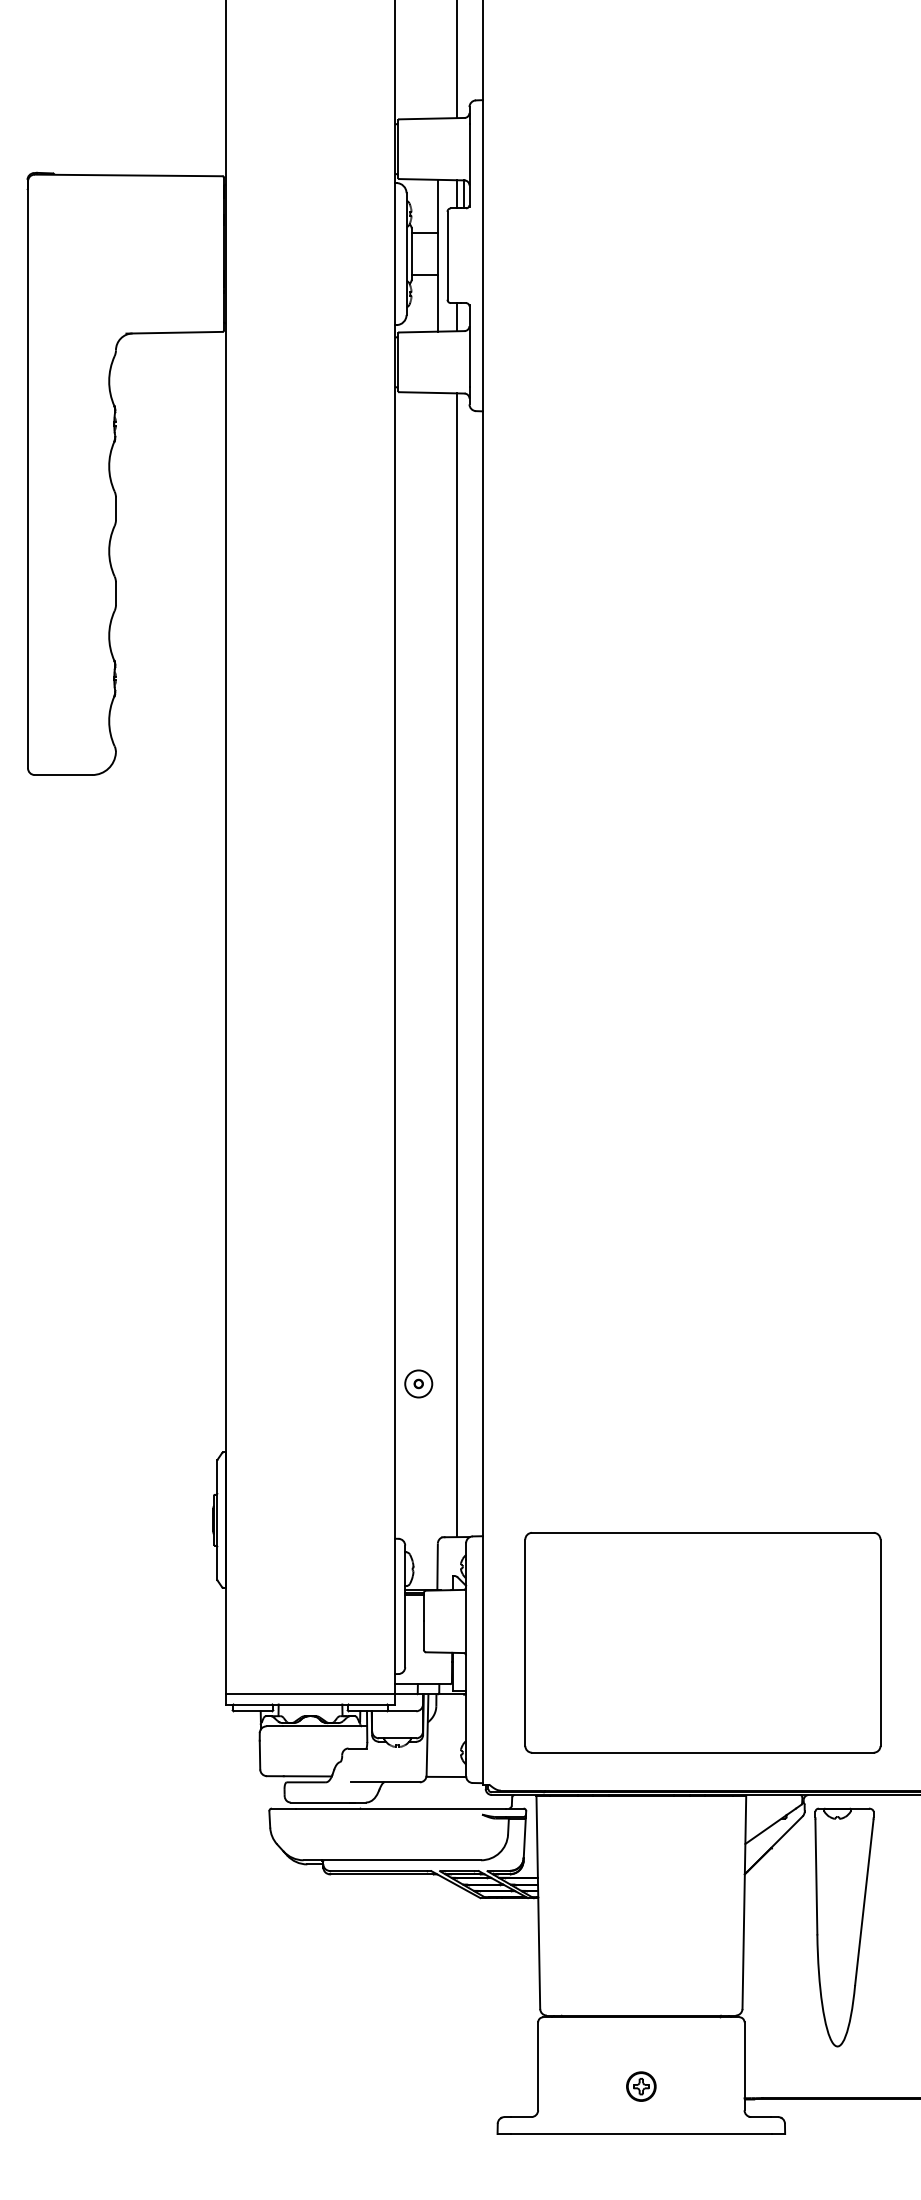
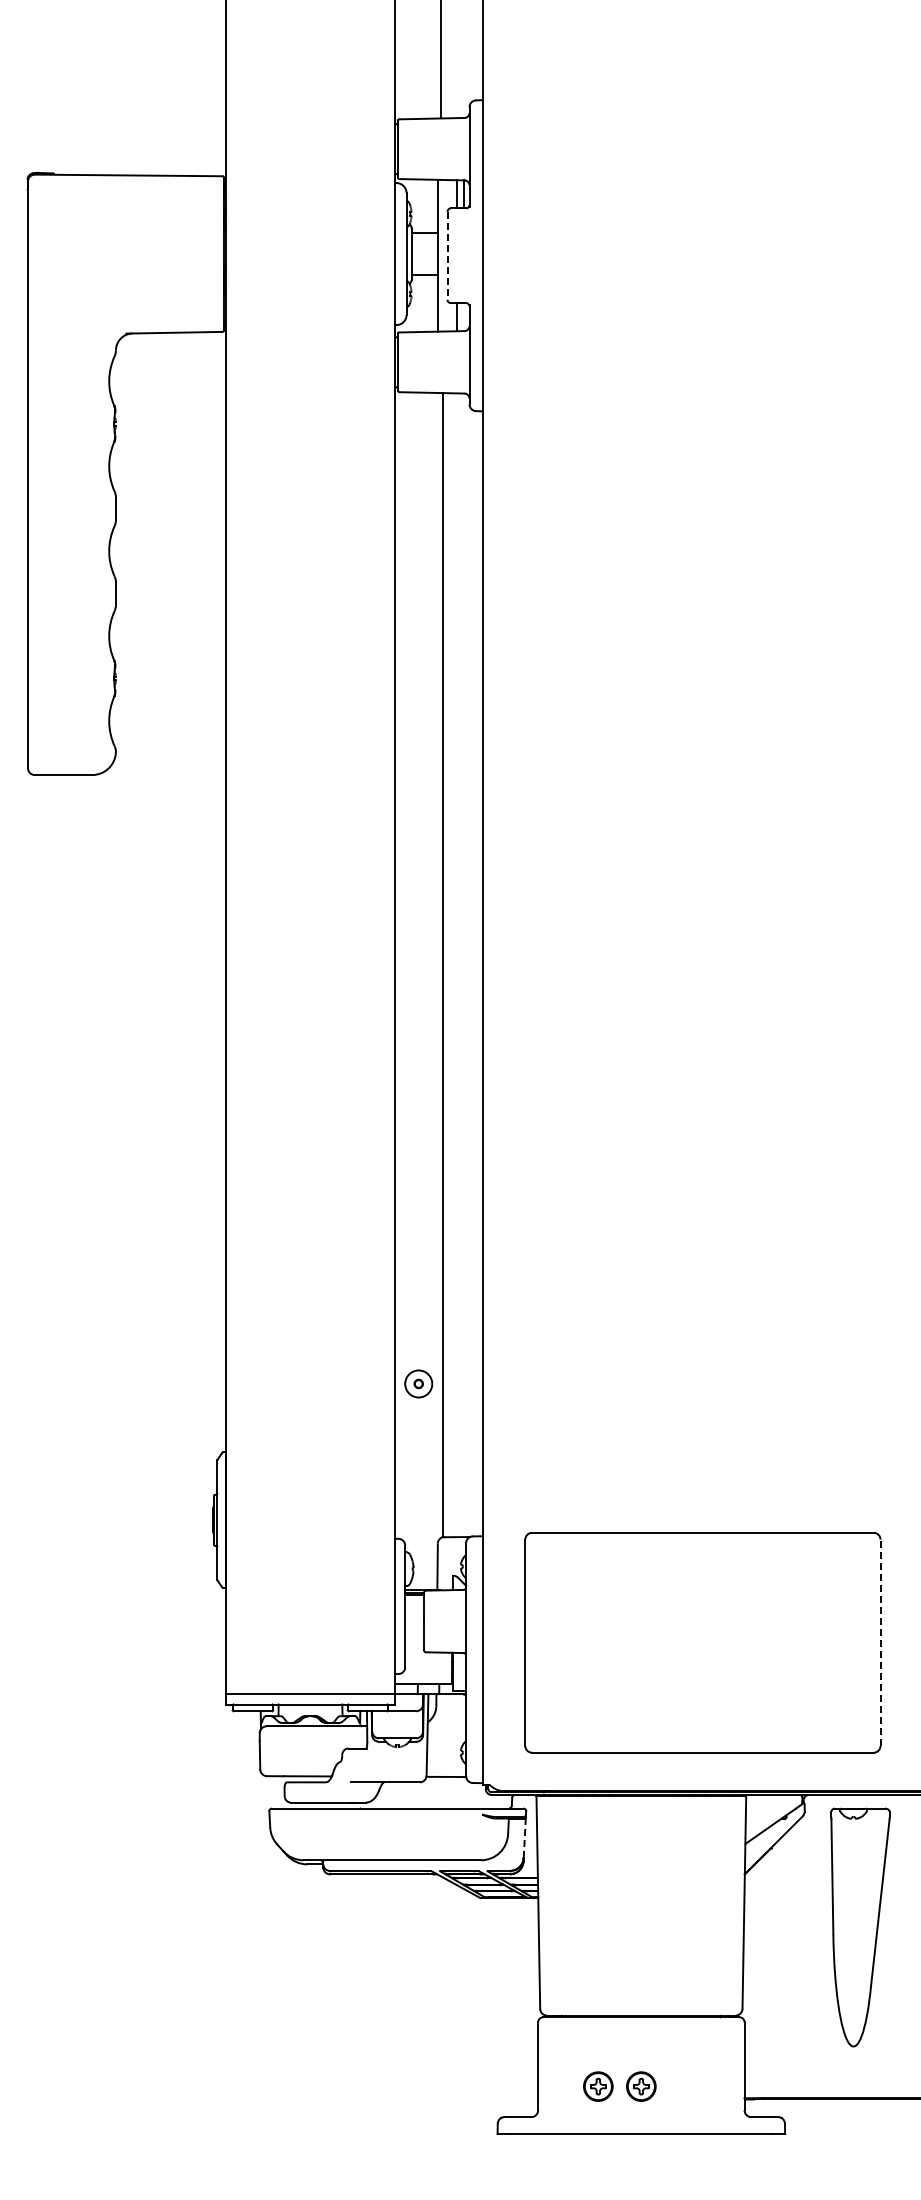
line position: (457, 60) -> (441, 60) (441, 60)
line: solid -> dashed (447, 255)
line position: (457, 965) -> (443, 965) (443, 965)
line: solid -> dashed (880, 1642)
line: solid -> dashed (524, 1838)
part position: (844, 1927) -> (860, 1927) (860, 1927)
part: none -> present (598, 2086)
